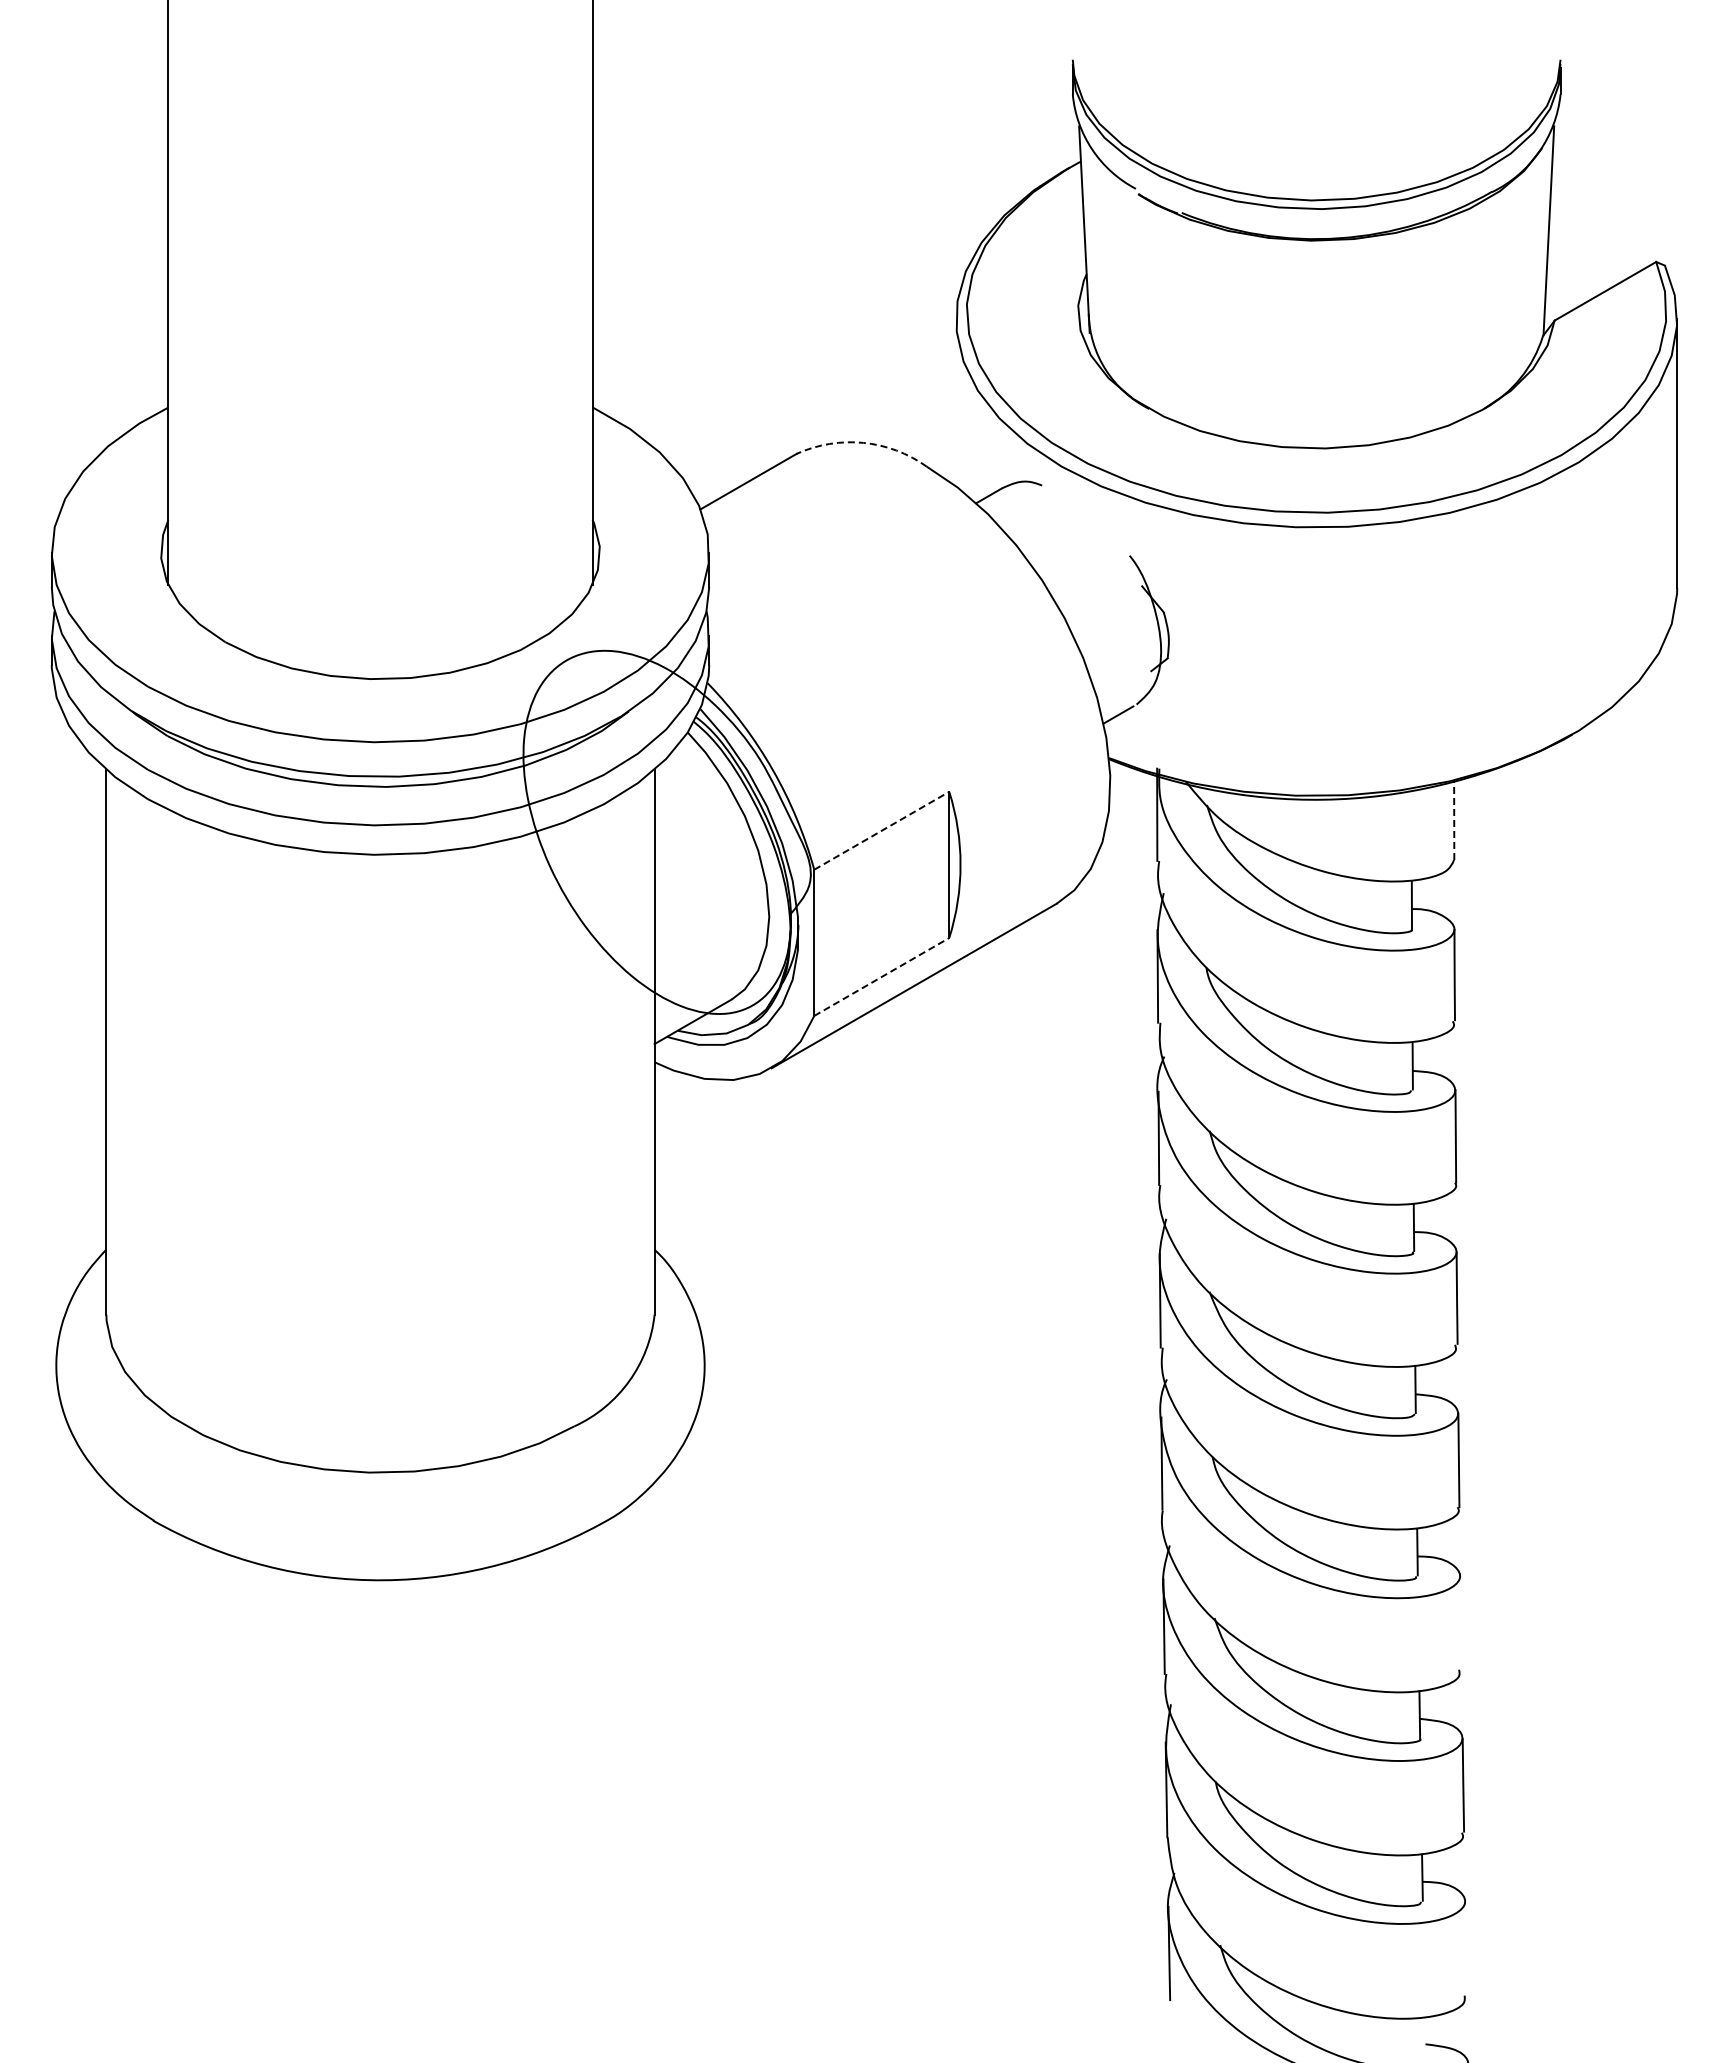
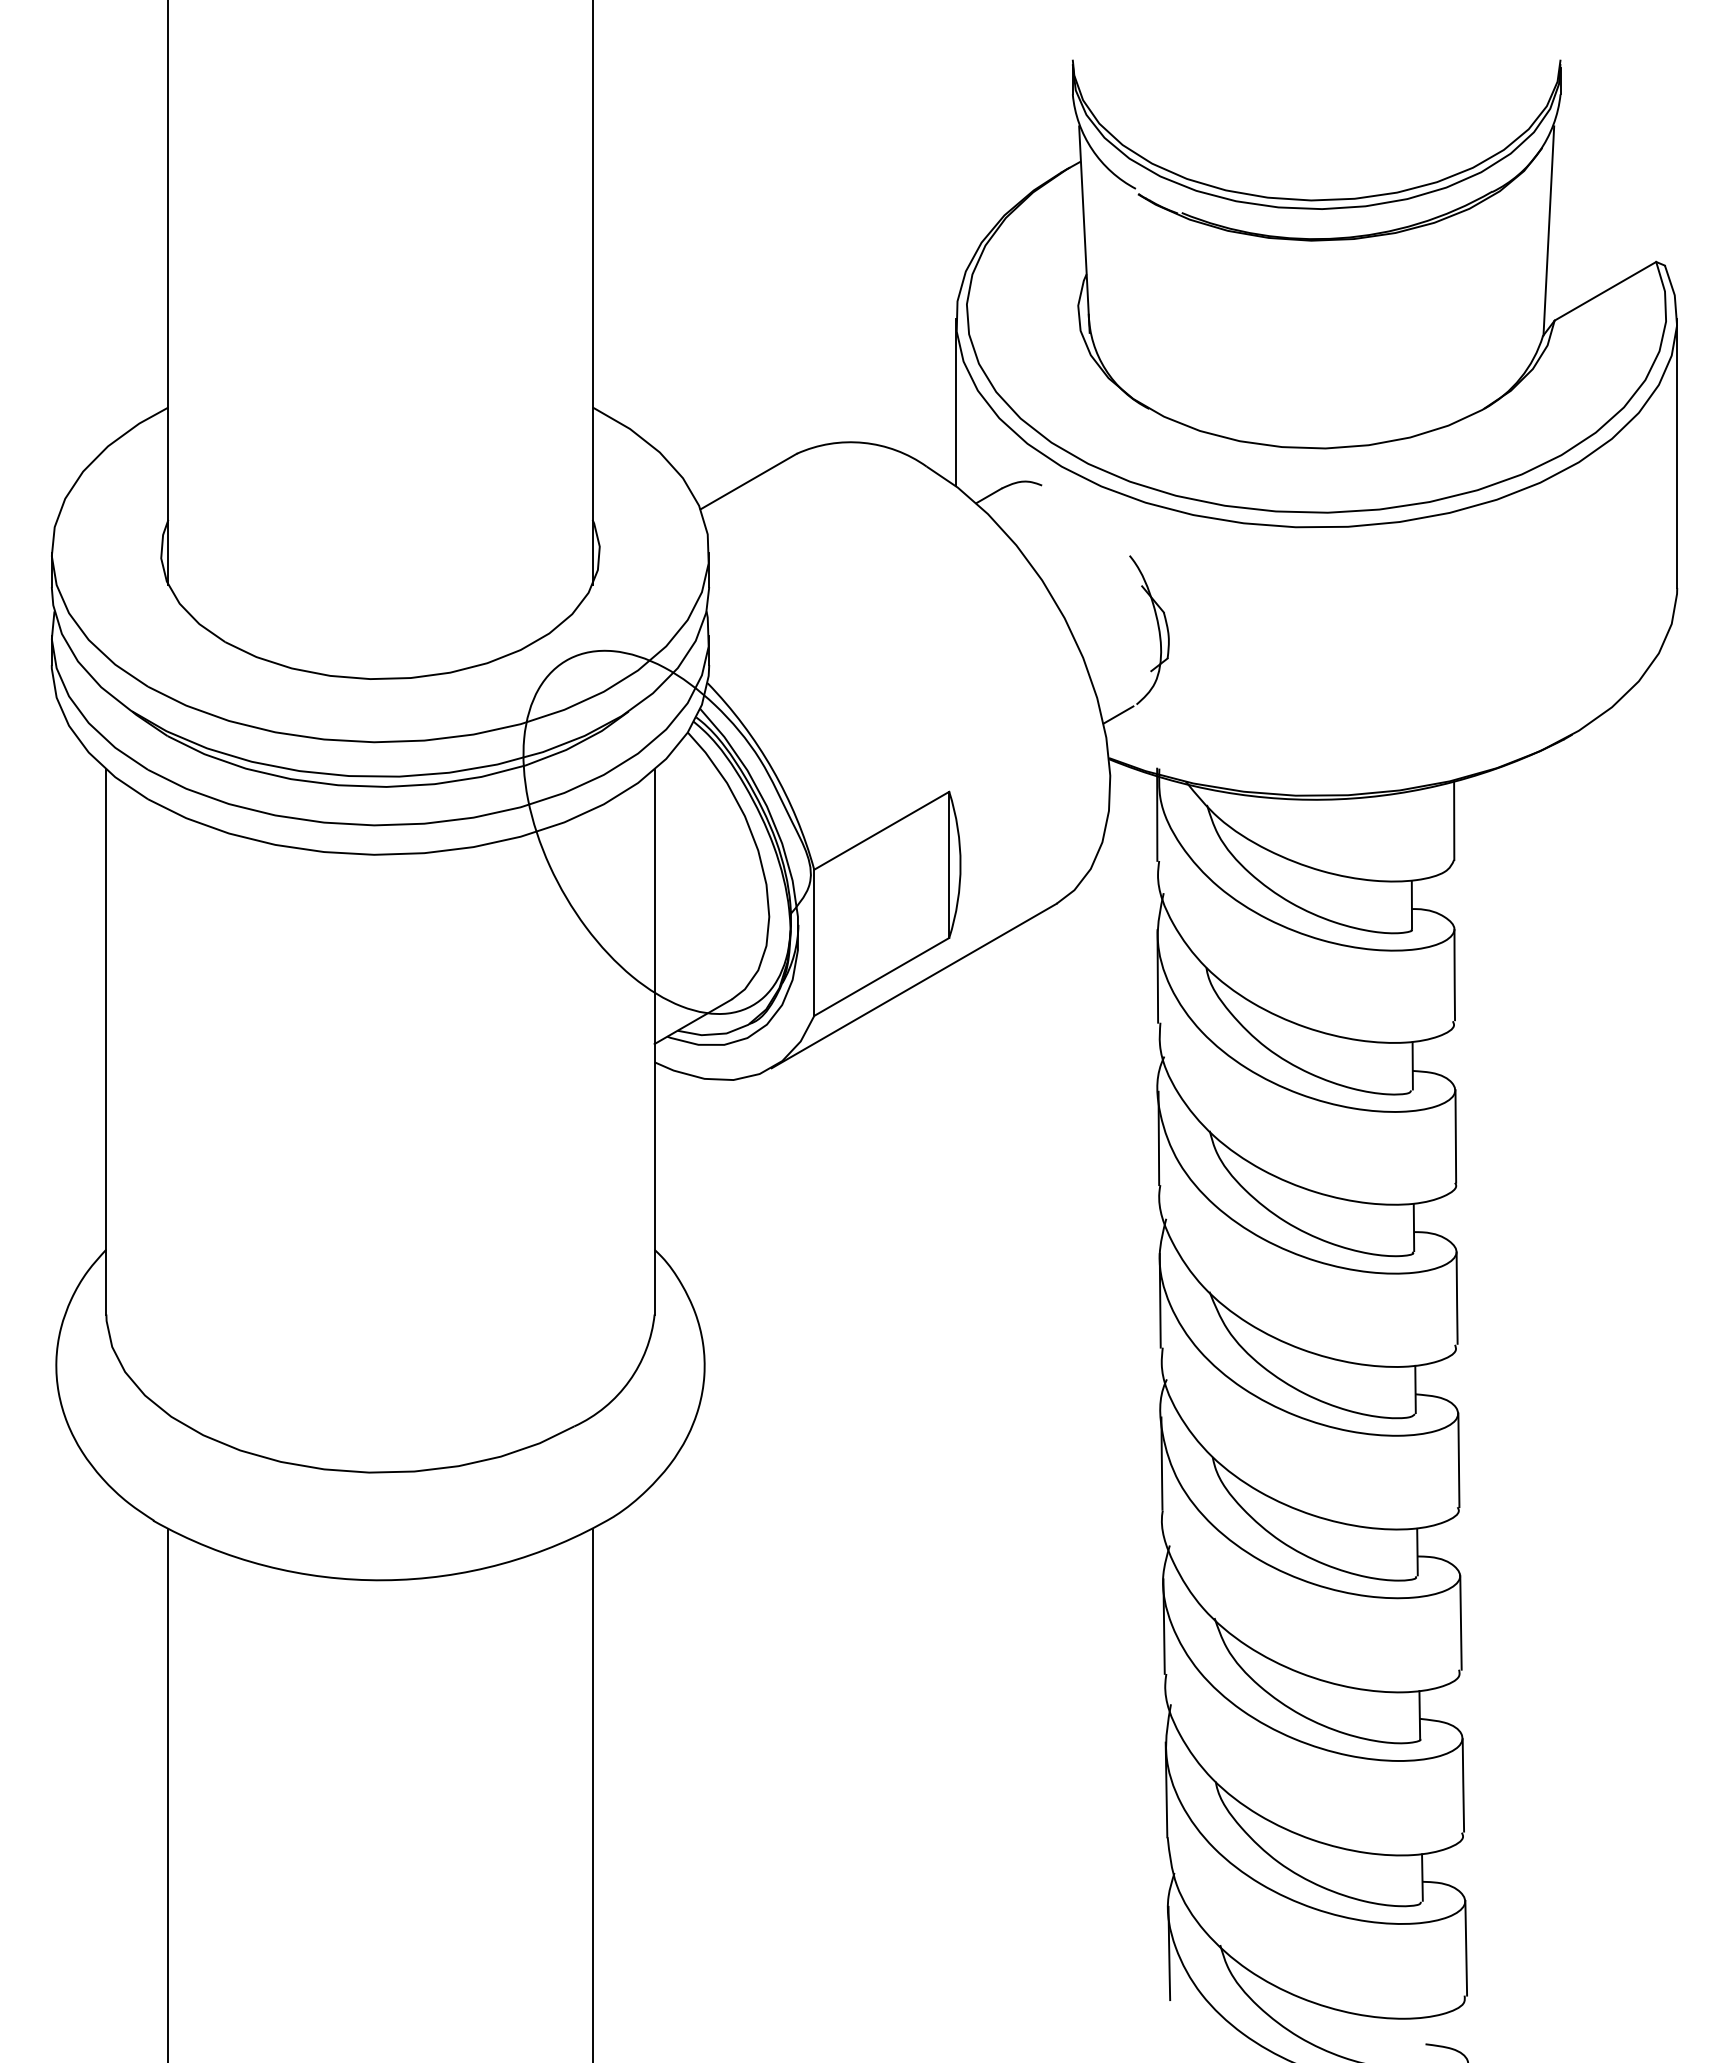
line: none -> present (956, 402)
arc: dashed -> solid (863, 442)
line: dashed -> solid (1454, 820)
line: dashed -> solid (881, 830)
line: dashed -> solid (881, 976)
line: none -> present (1460, 1622)
line: none -> present (168, 1794)
line: none -> present (592, 1794)
line: none -> present (1466, 1948)
